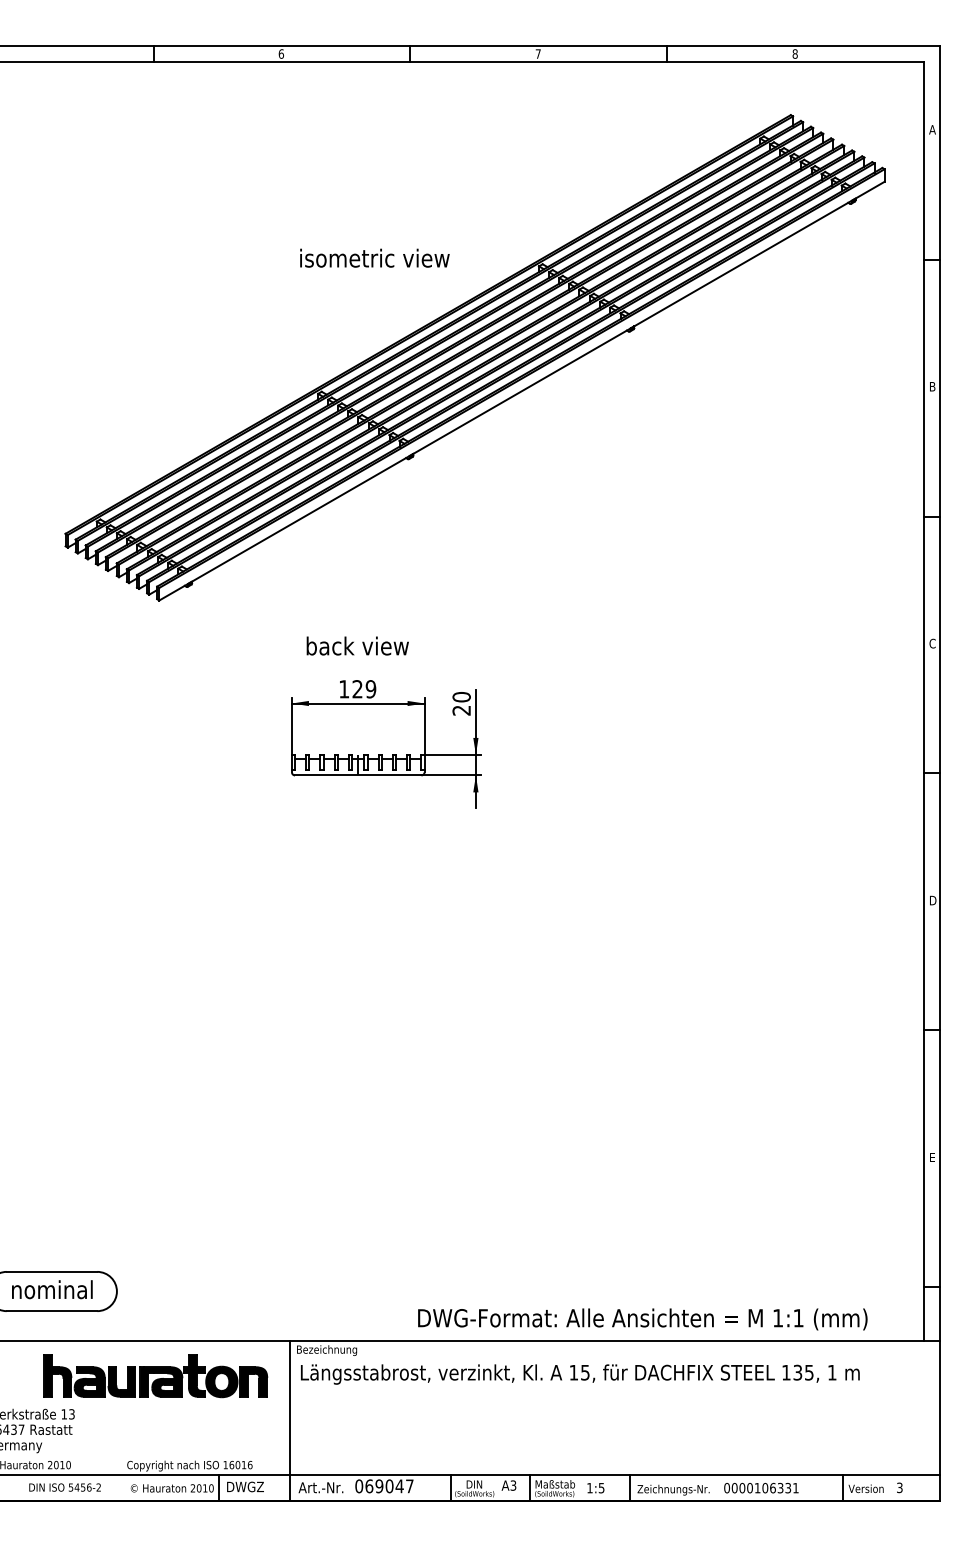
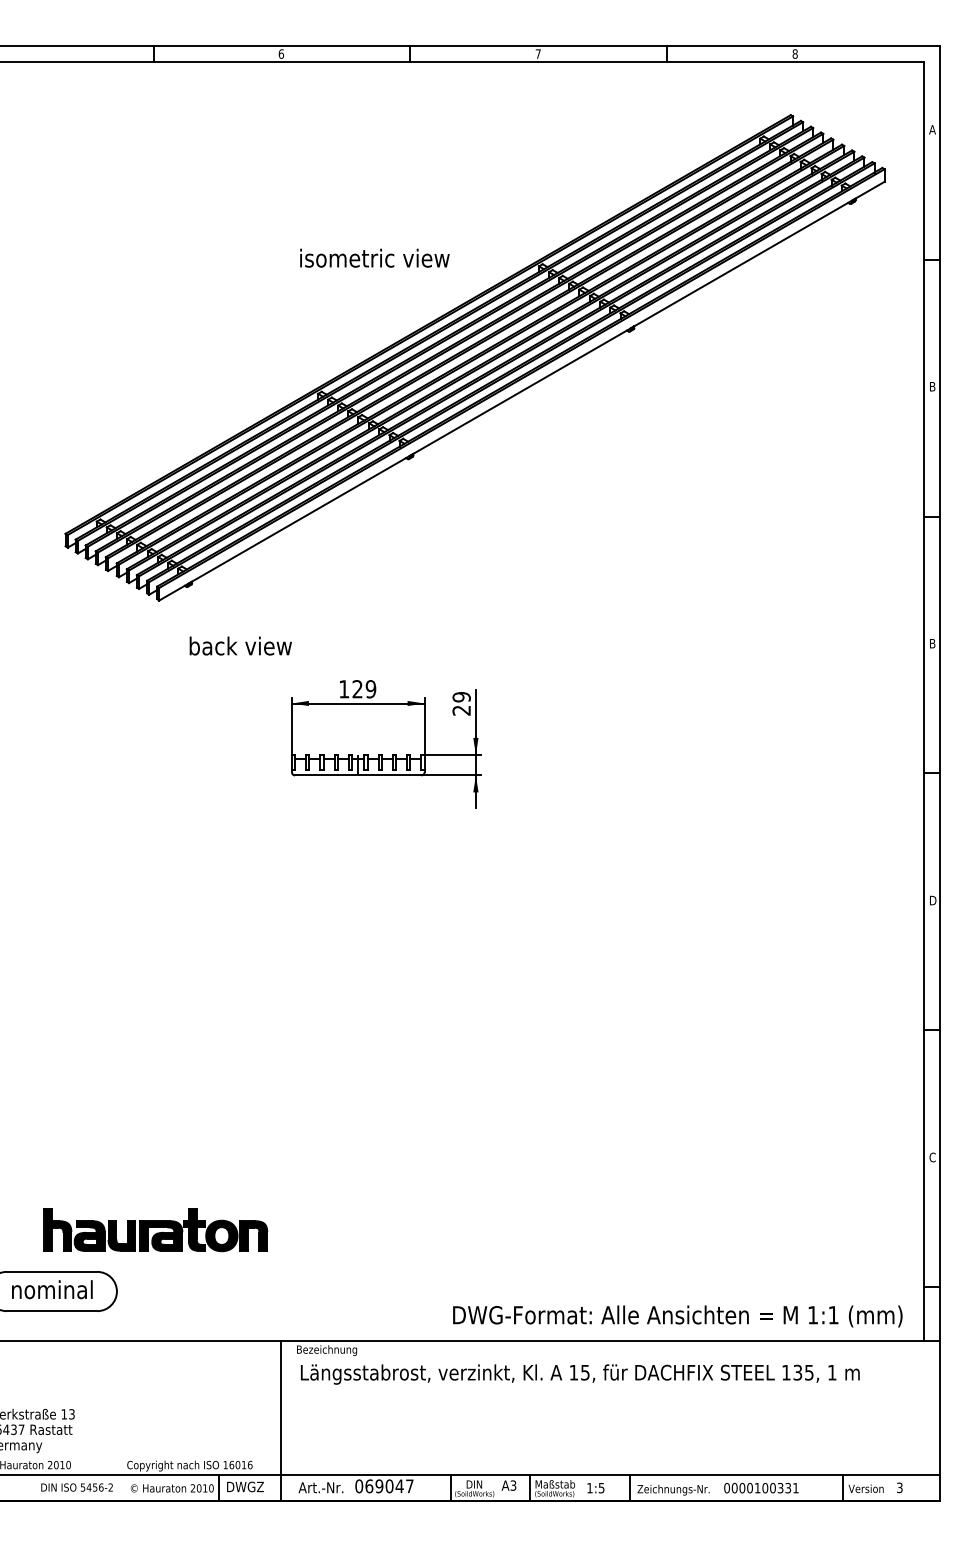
text: C -> B (932, 643)
text position: (357, 645) -> (240, 645) (240, 645)
text: 20 -> 29 (461, 697)
text: E -> C (932, 1157)
text position: (642, 1319) -> (677, 1316) (677, 1316)
part position: (155, 1376) -> (155, 1230) (155, 1230)
line position: (289, 1420) -> (280, 1420) (280, 1420)
text position: (64, 1487) -> (76, 1487) (76, 1487)
text: 0000106331 -> 0000100331 (772, 1487)
